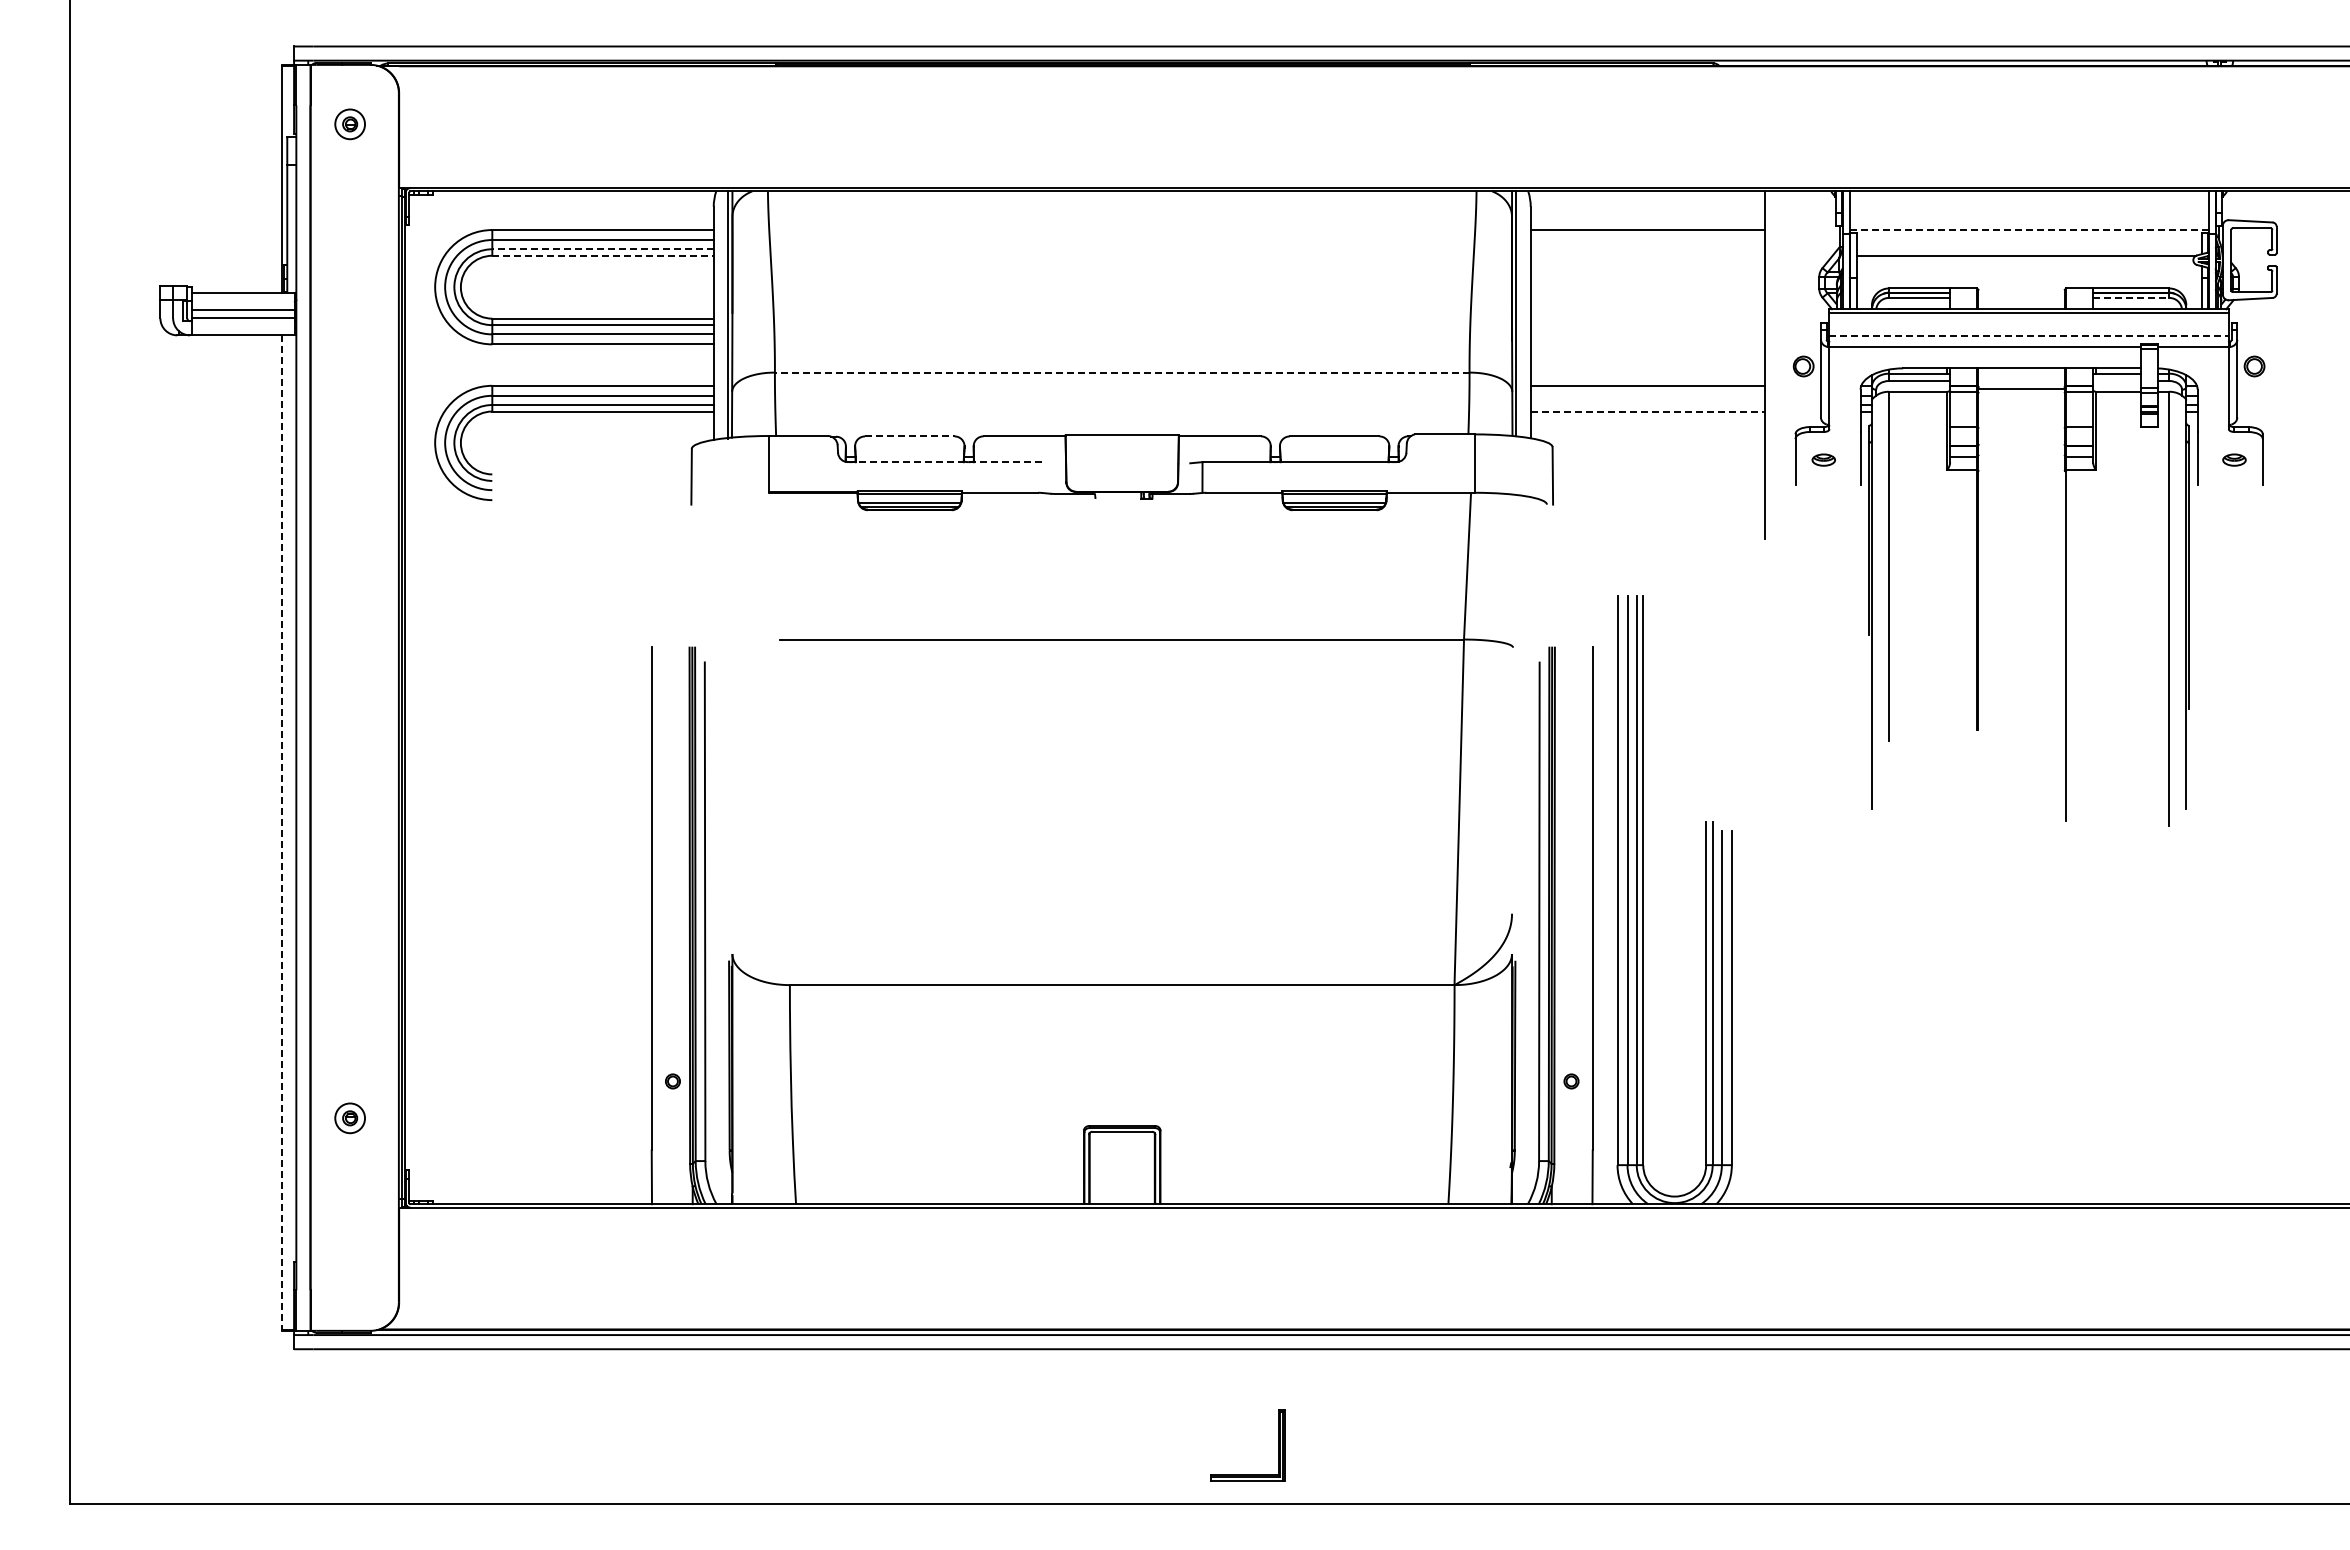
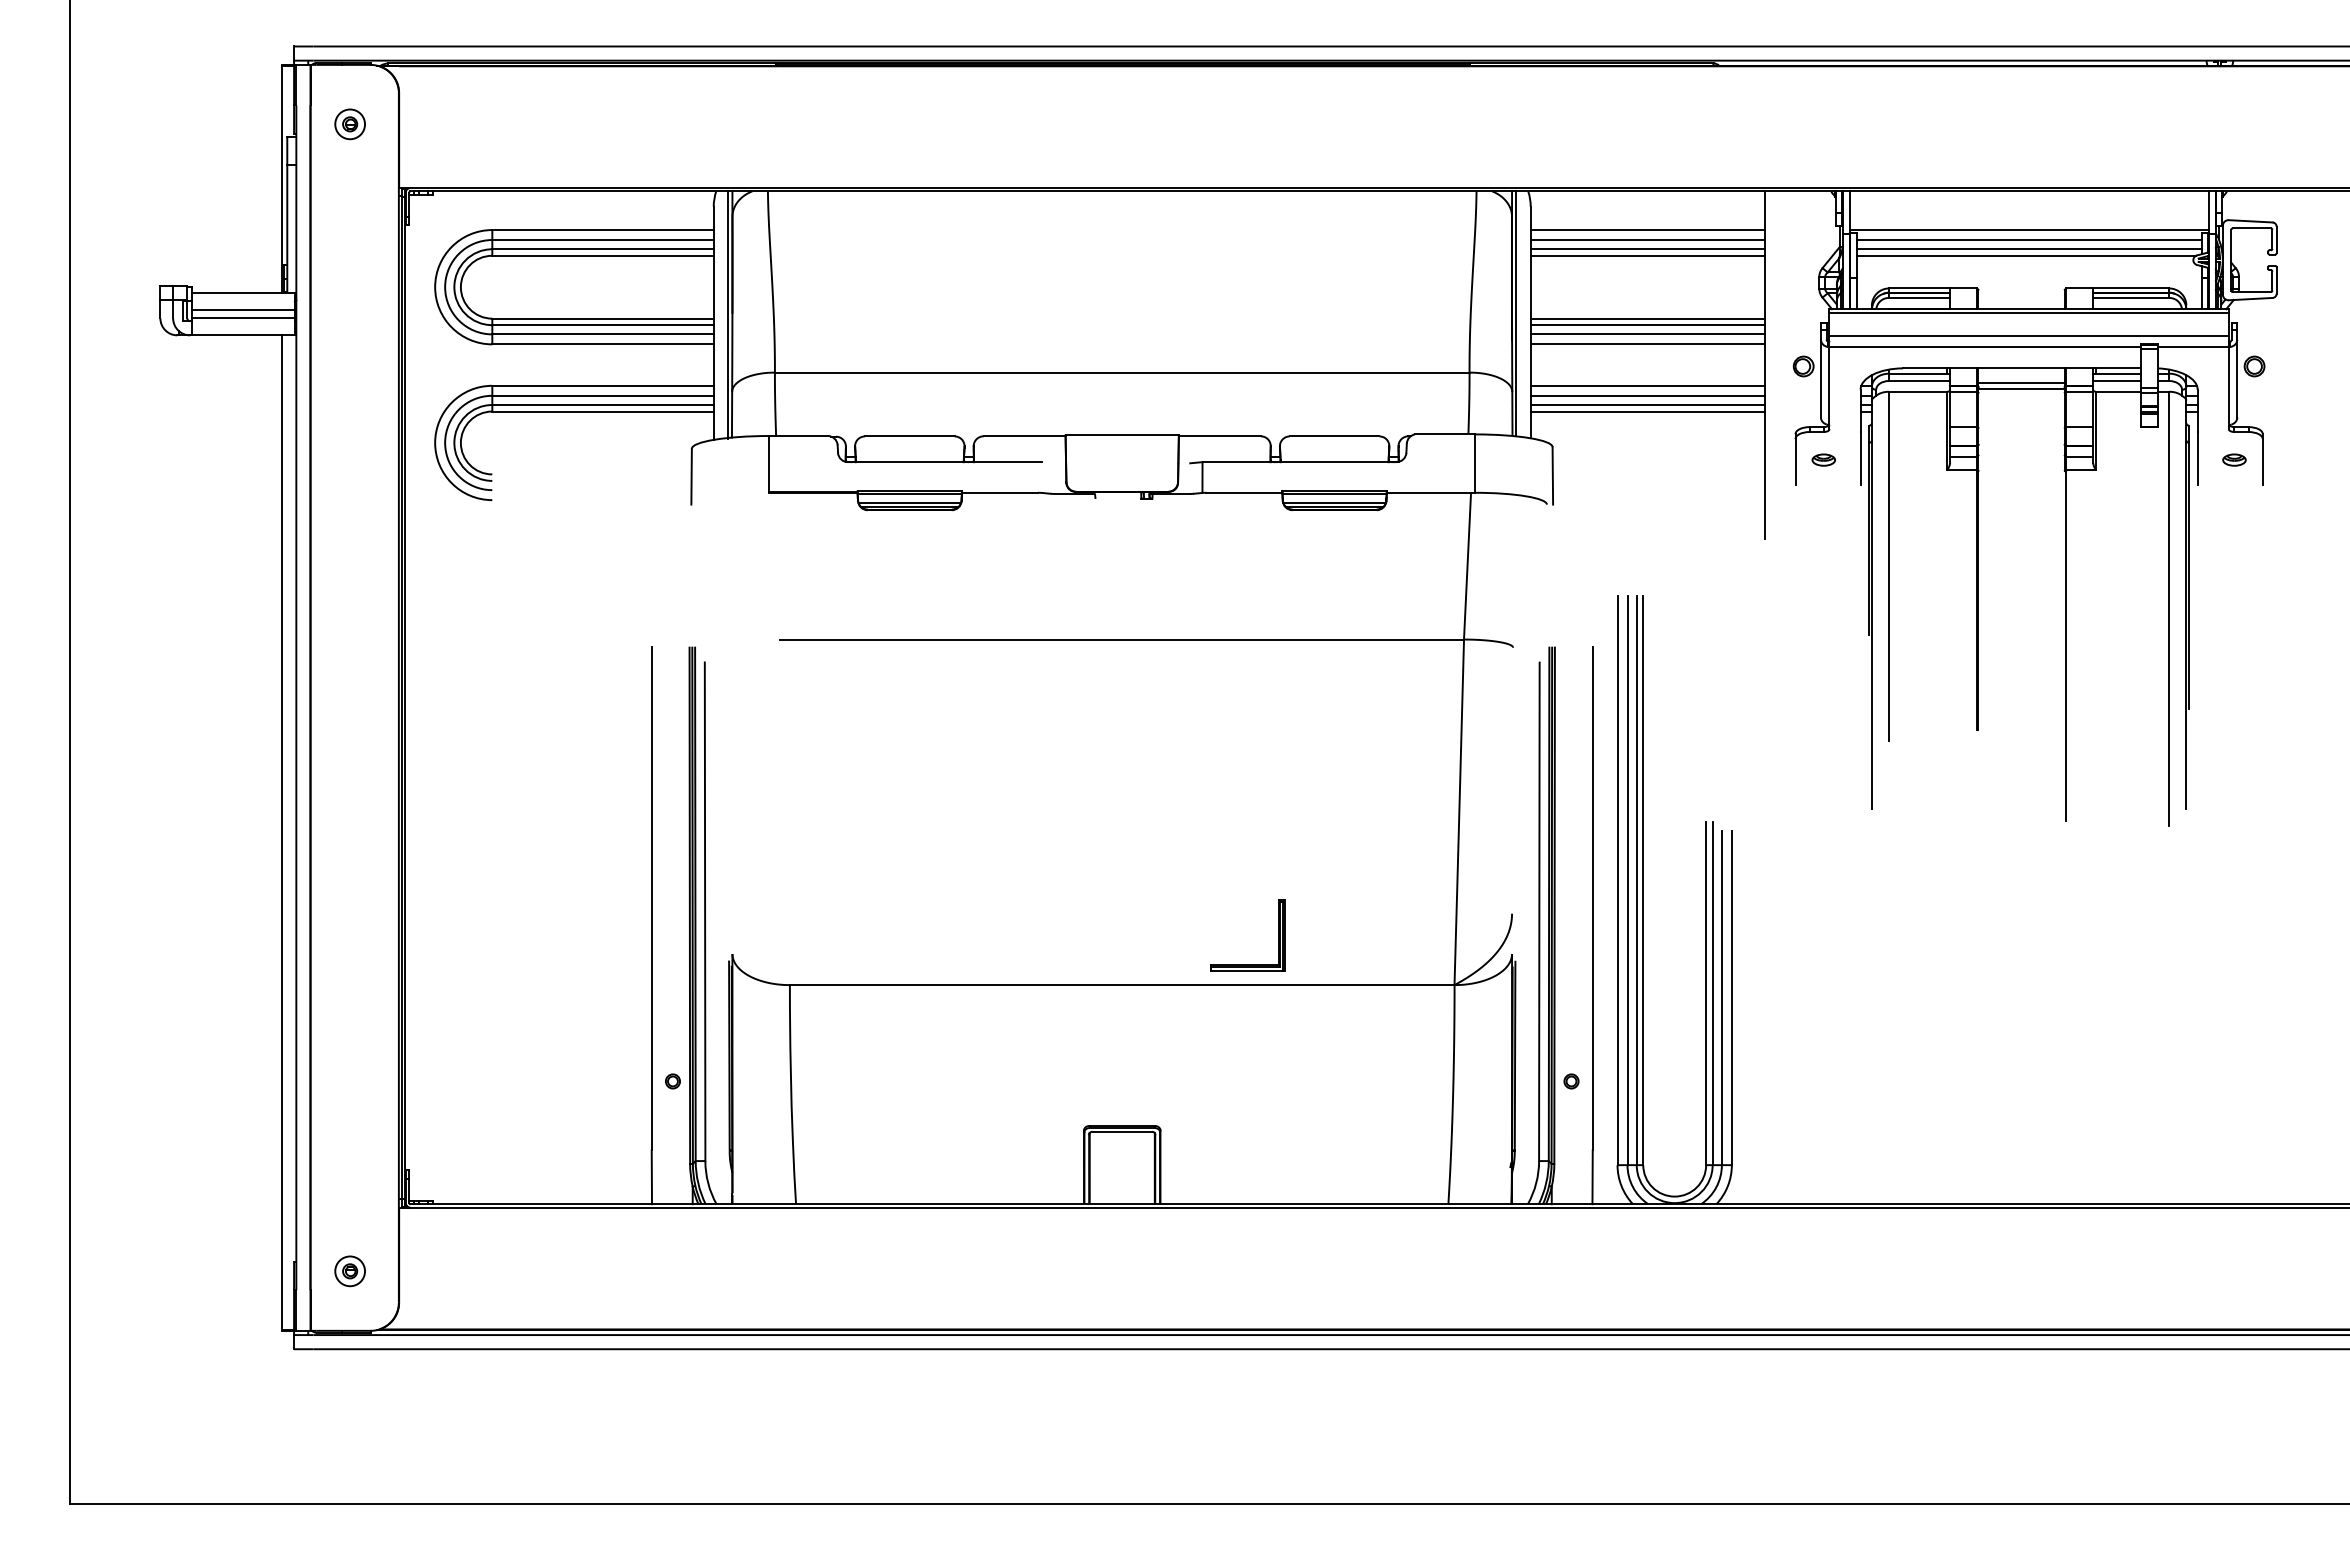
line: dashed -> solid (2029, 230)
line: none -> present (1647, 240)
line: none -> present (2028, 240)
line: dashed -> solid (603, 249)
line: none -> present (1647, 249)
line: none -> present (2028, 249)
line: dashed -> solid (603, 255)
line: none -> present (1647, 255)
line: dashed -> solid (2131, 297)
line: none -> present (1647, 318)
line: none -> present (1647, 325)
line: none -> present (1647, 334)
line: dashed -> solid (2029, 335)
line: none -> present (1647, 344)
line: dashed -> solid (1121, 372)
line: none -> present (2117, 381)
line: none -> present (2021, 383)
line: none -> present (1647, 395)
line: none -> present (1647, 405)
line: dashed -> solid (1647, 411)
line: dashed -> solid (909, 436)
line: dashed -> solid (944, 462)
line: dashed -> solid (282, 833)
part position: (349, 1118) -> (349, 1271) (349, 1271)
part position: (1247, 1474) -> (1247, 964) (1247, 964)
